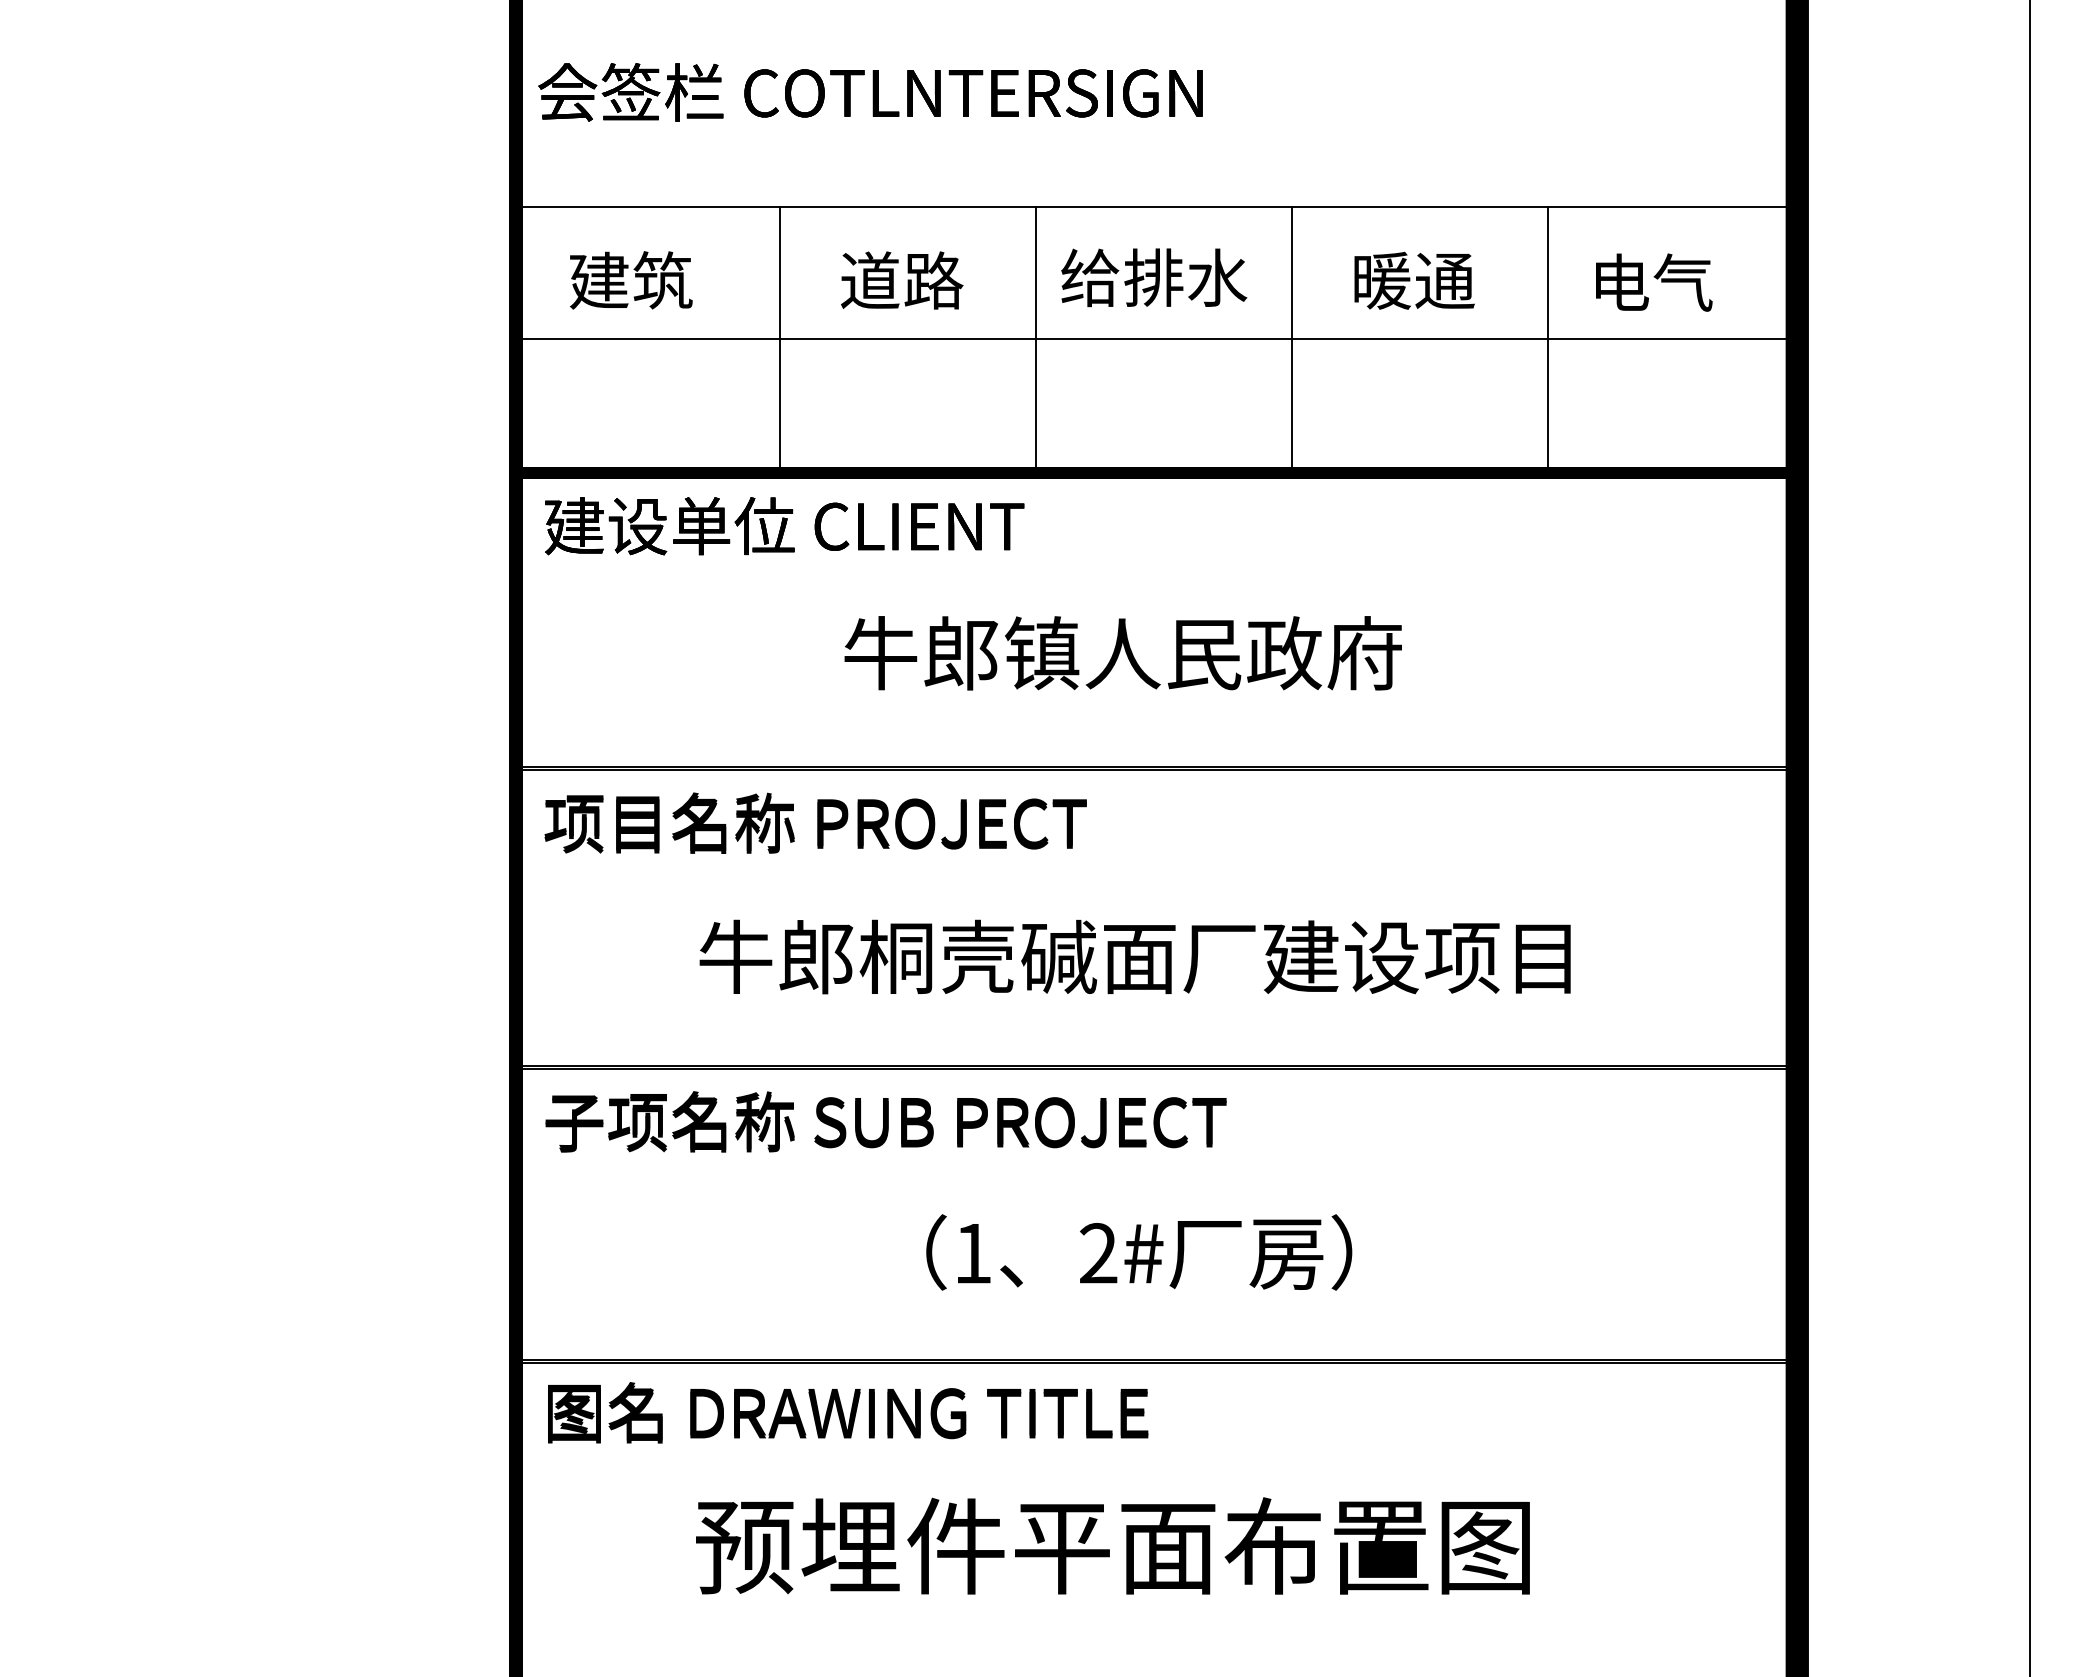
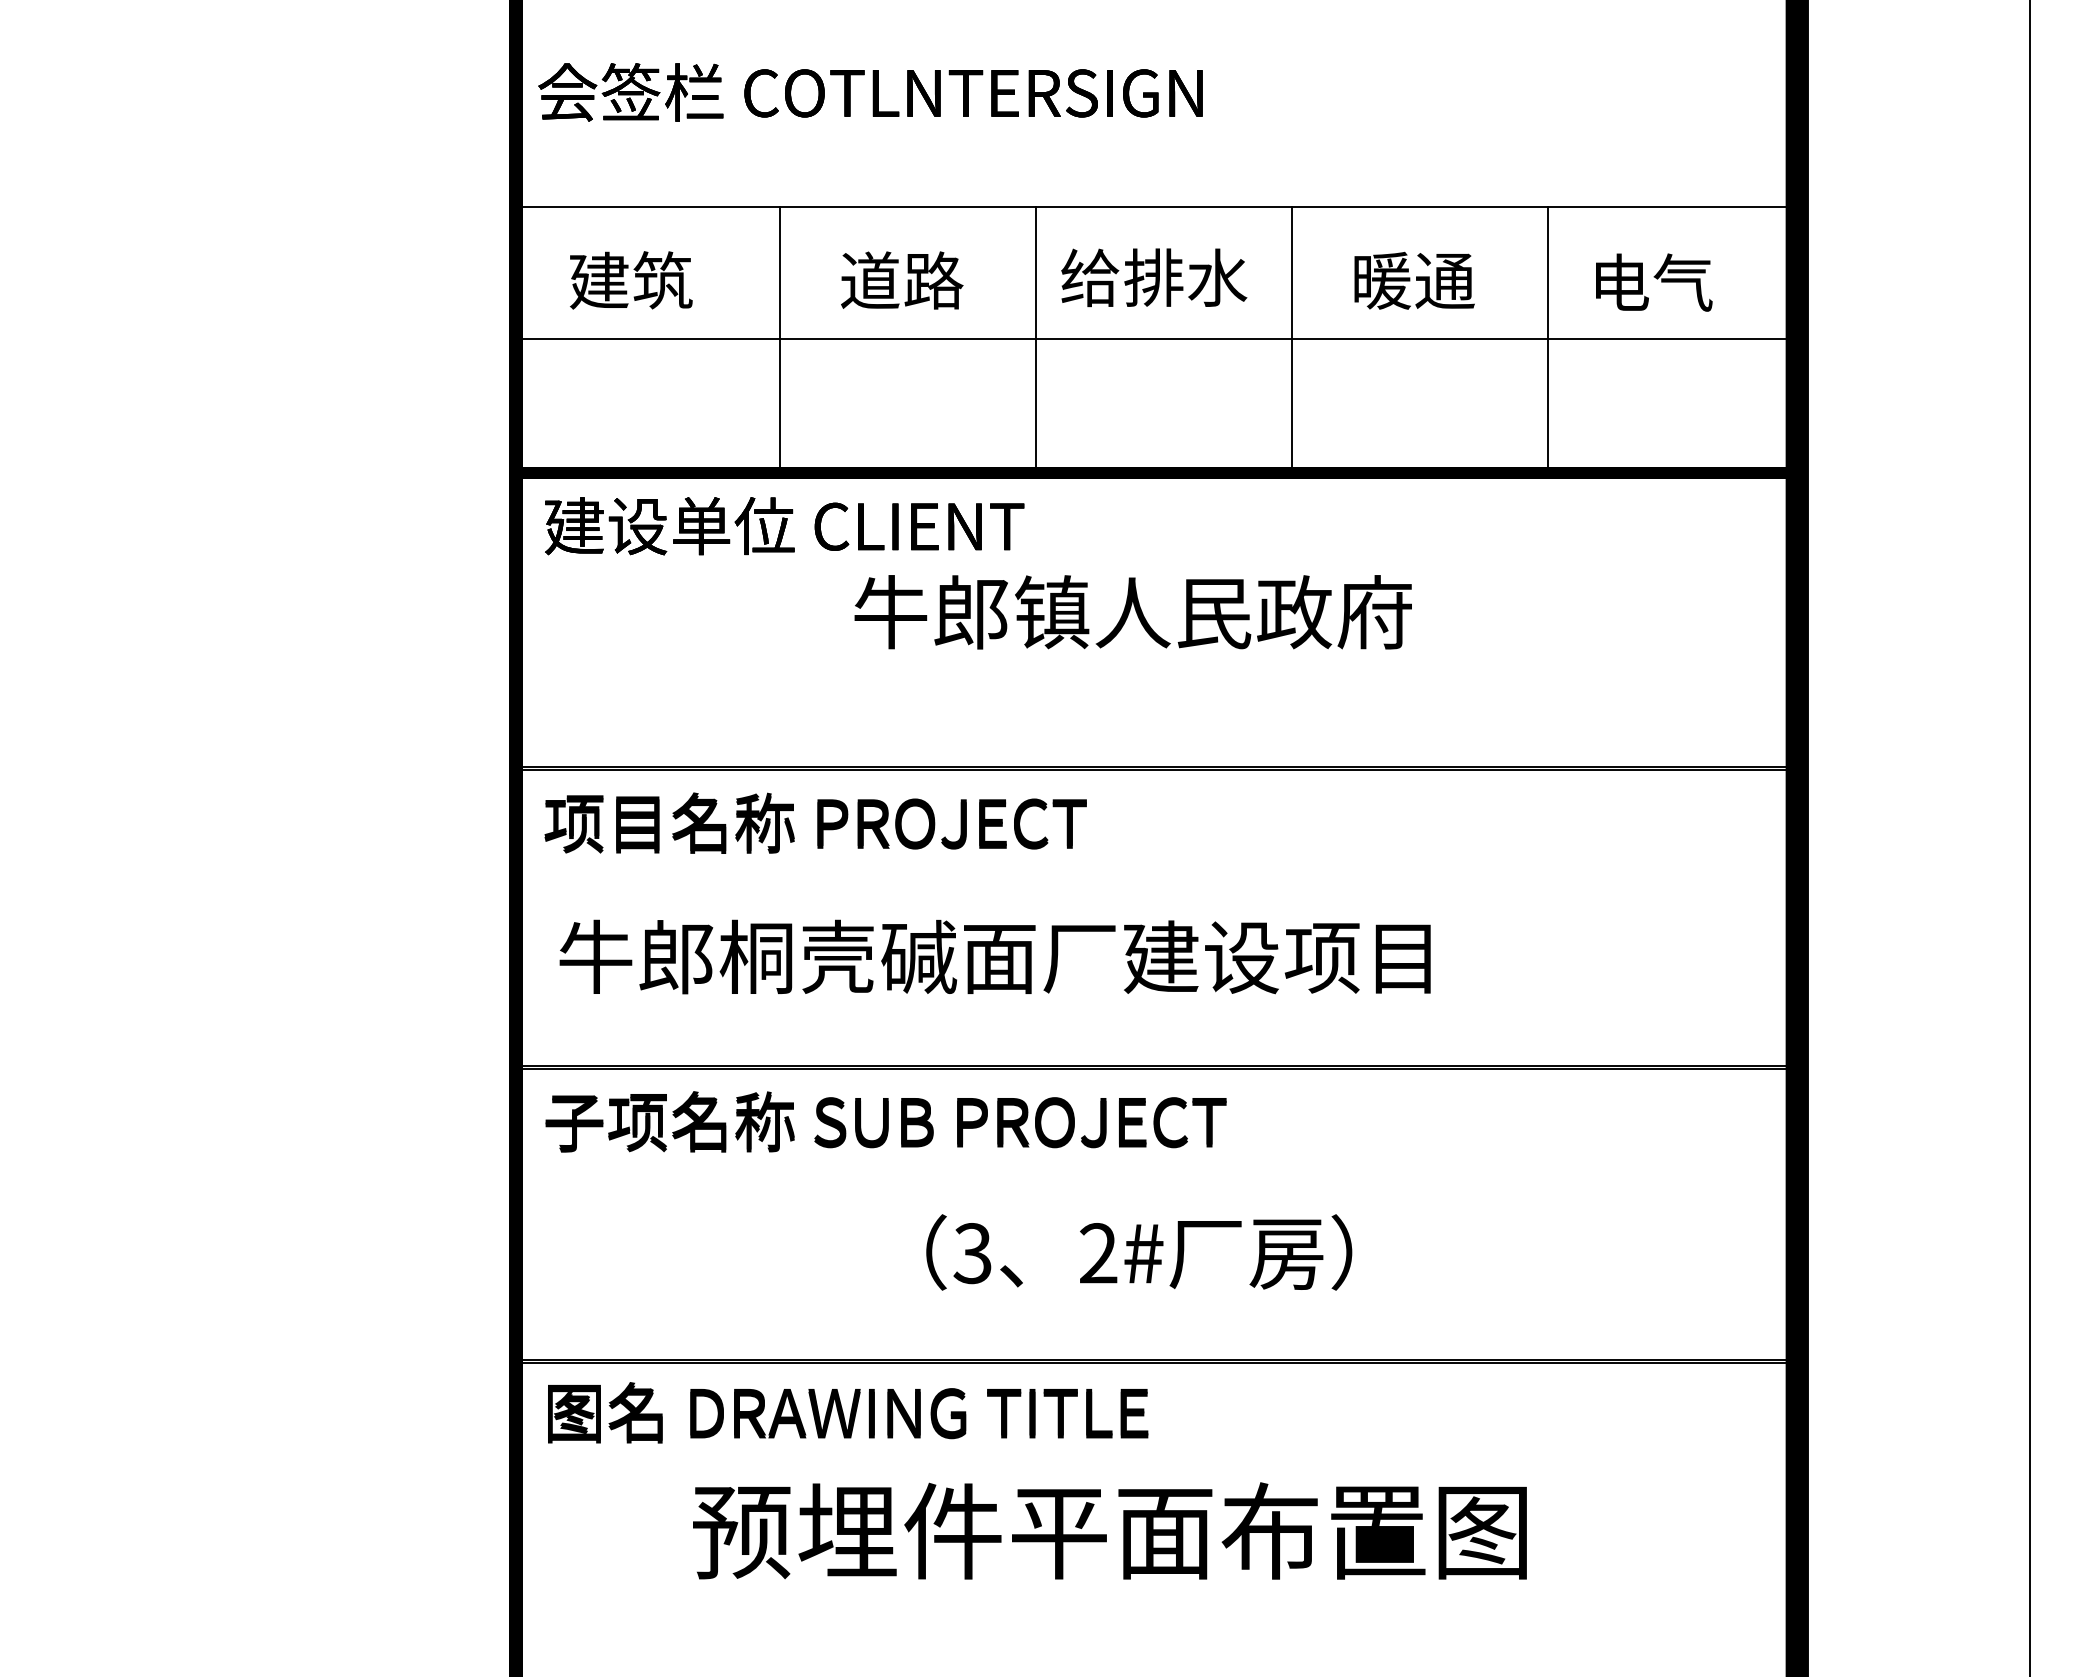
text position: (1122, 653) -> (1132, 612) (1132, 612)
text position: (1134, 956) -> (994, 956) (994, 956)
text: 1 -> 3 (972, 1253)
text position: (1112, 1545) -> (1109, 1530) (1109, 1530)
